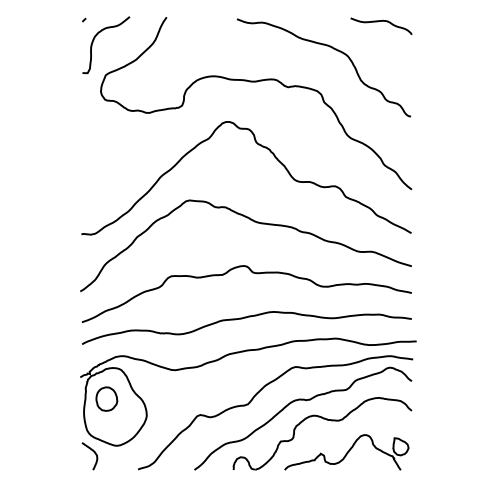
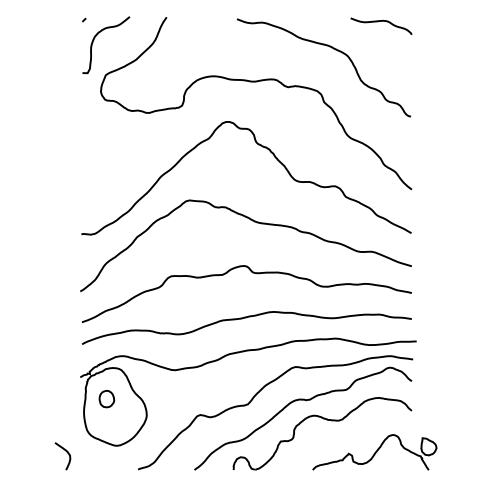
part size: 24x26 px -> 18x19 px (106, 399)
curve position: (93, 452) -> (66, 452) (66, 452)
part position: (346, 452) -> (374, 452) (374, 452)
